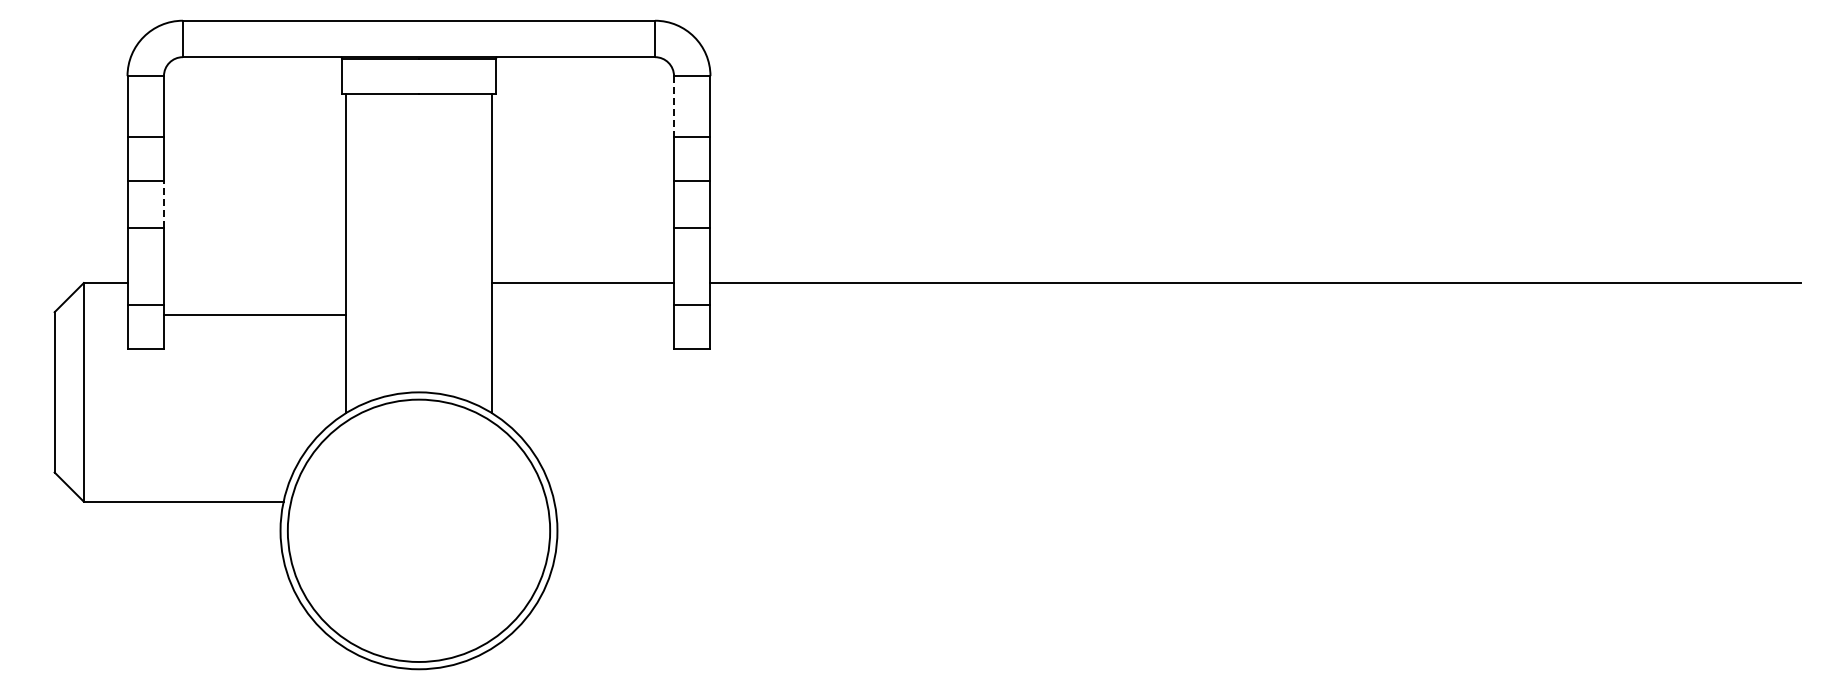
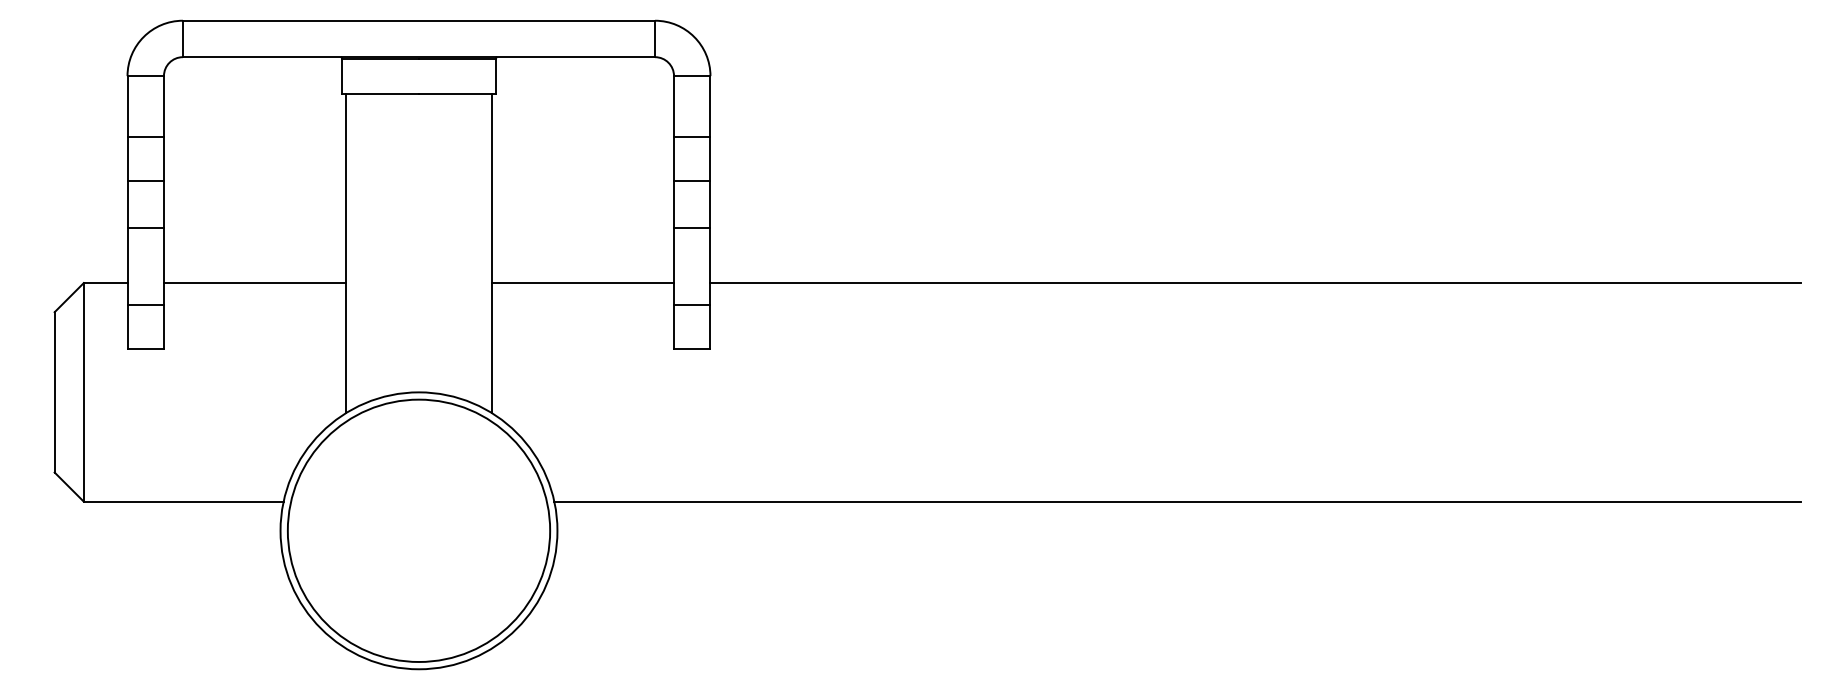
line: dashed -> solid (674, 106)
line: dashed -> solid (163, 204)
line position: (254, 315) -> (254, 283) (254, 283)
line: none -> present (1177, 501)
